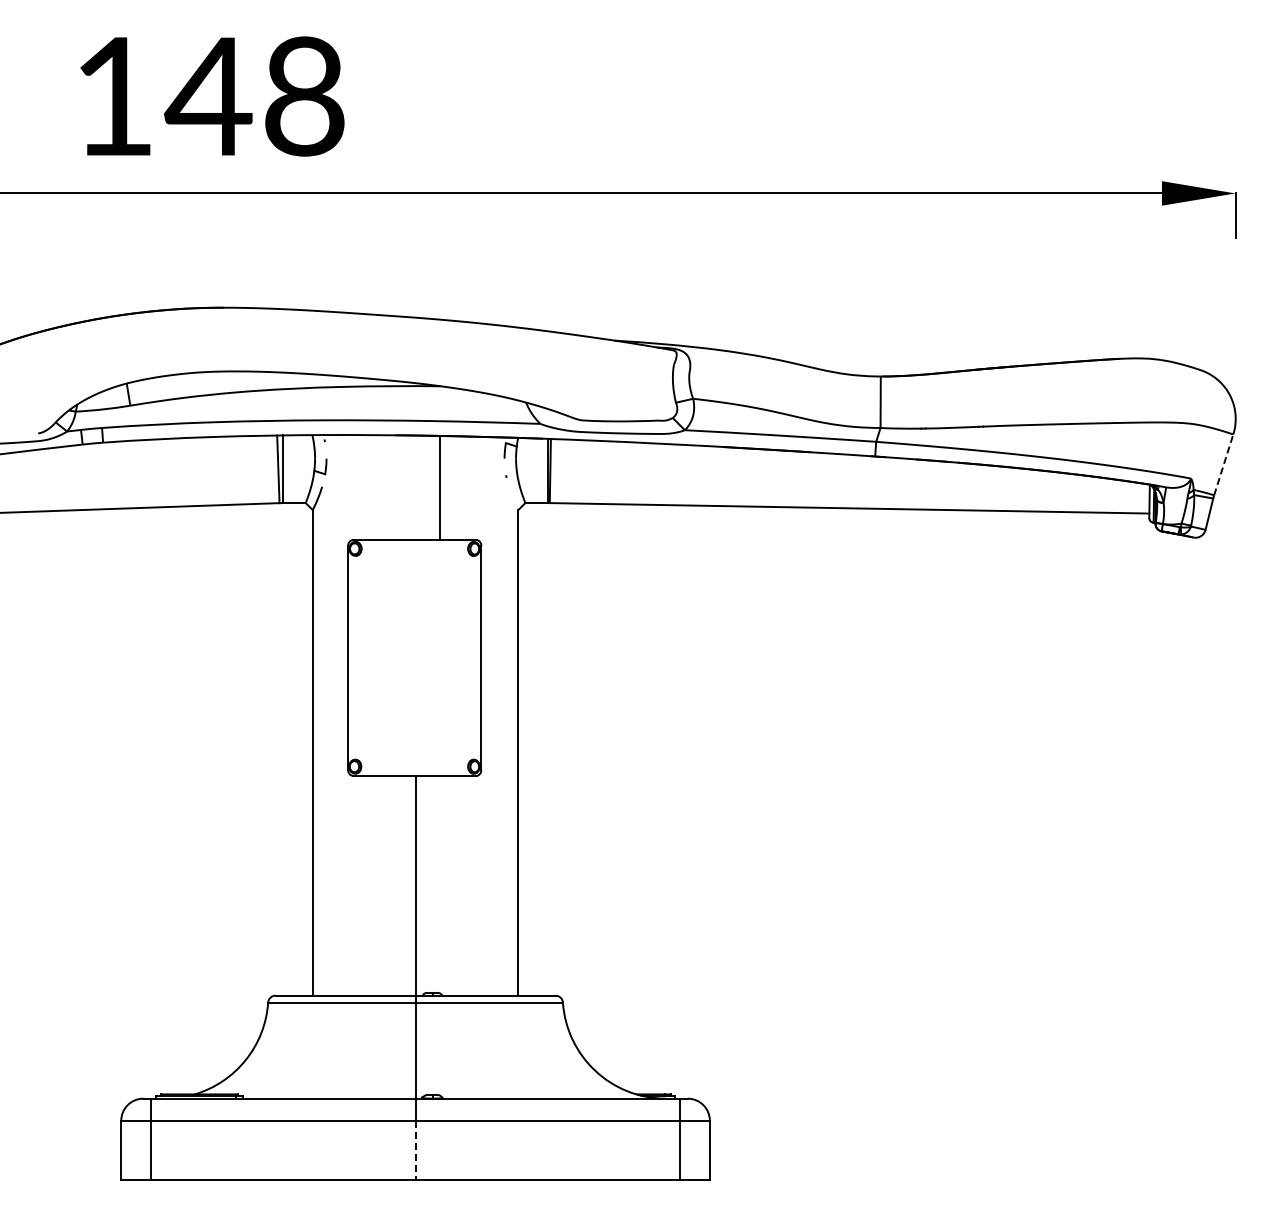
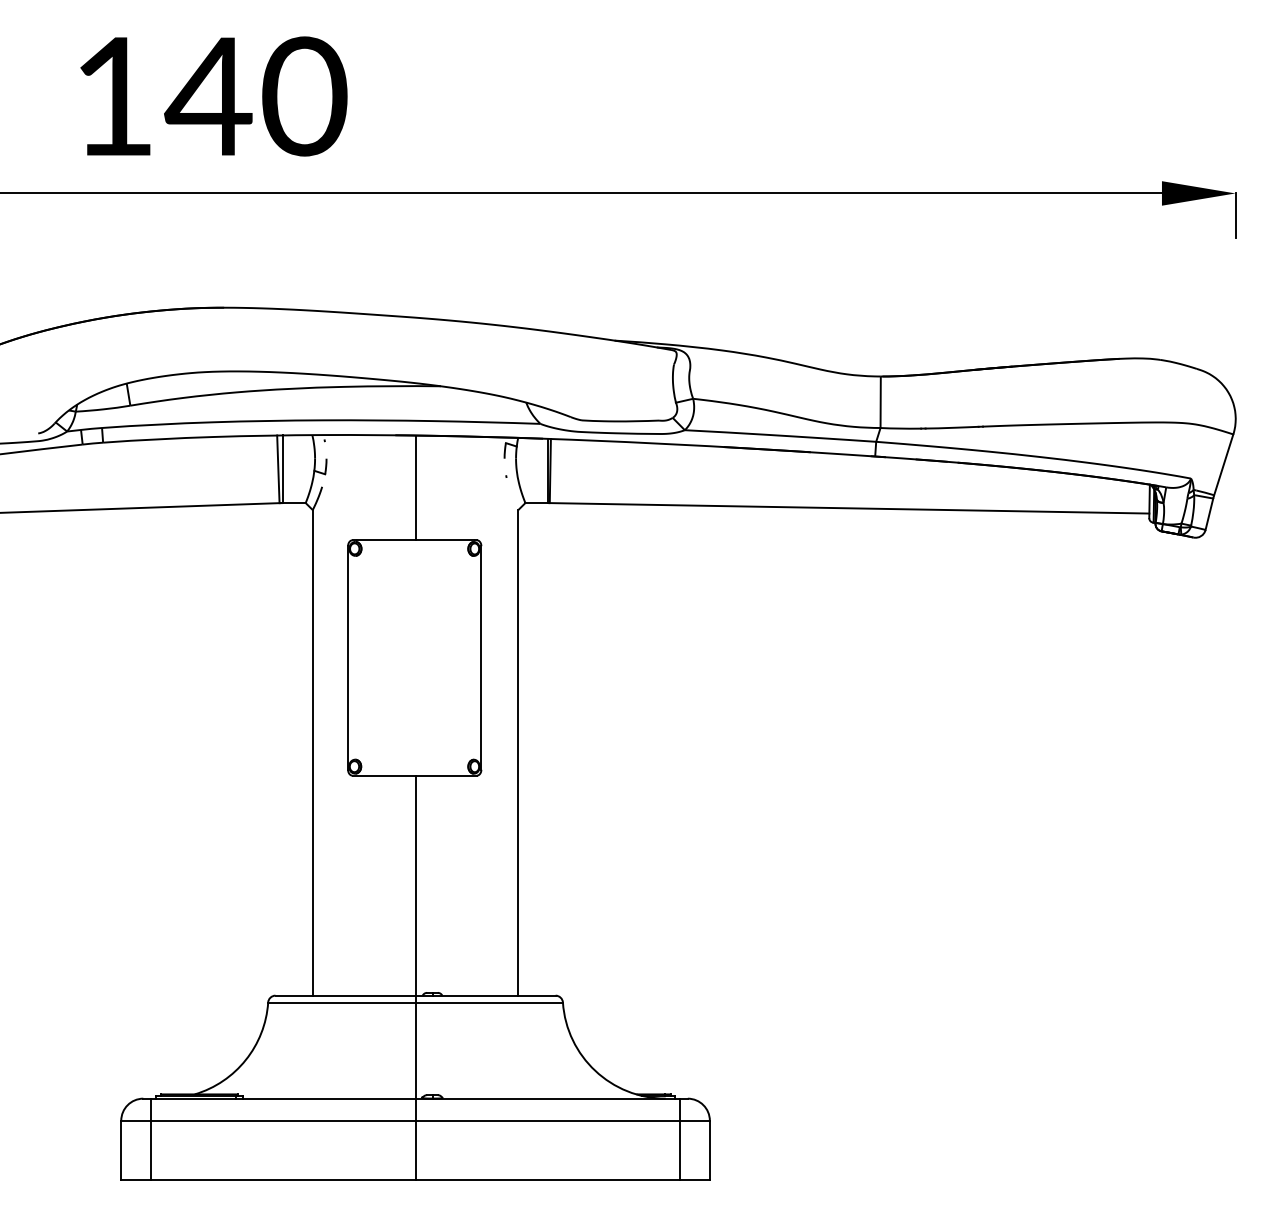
text: 148 -> 140 (304, 96)
line: dashed -> solid (1223, 464)
line position: (439, 487) -> (415, 487) (415, 487)
line: dashed -> solid (415, 1150)
